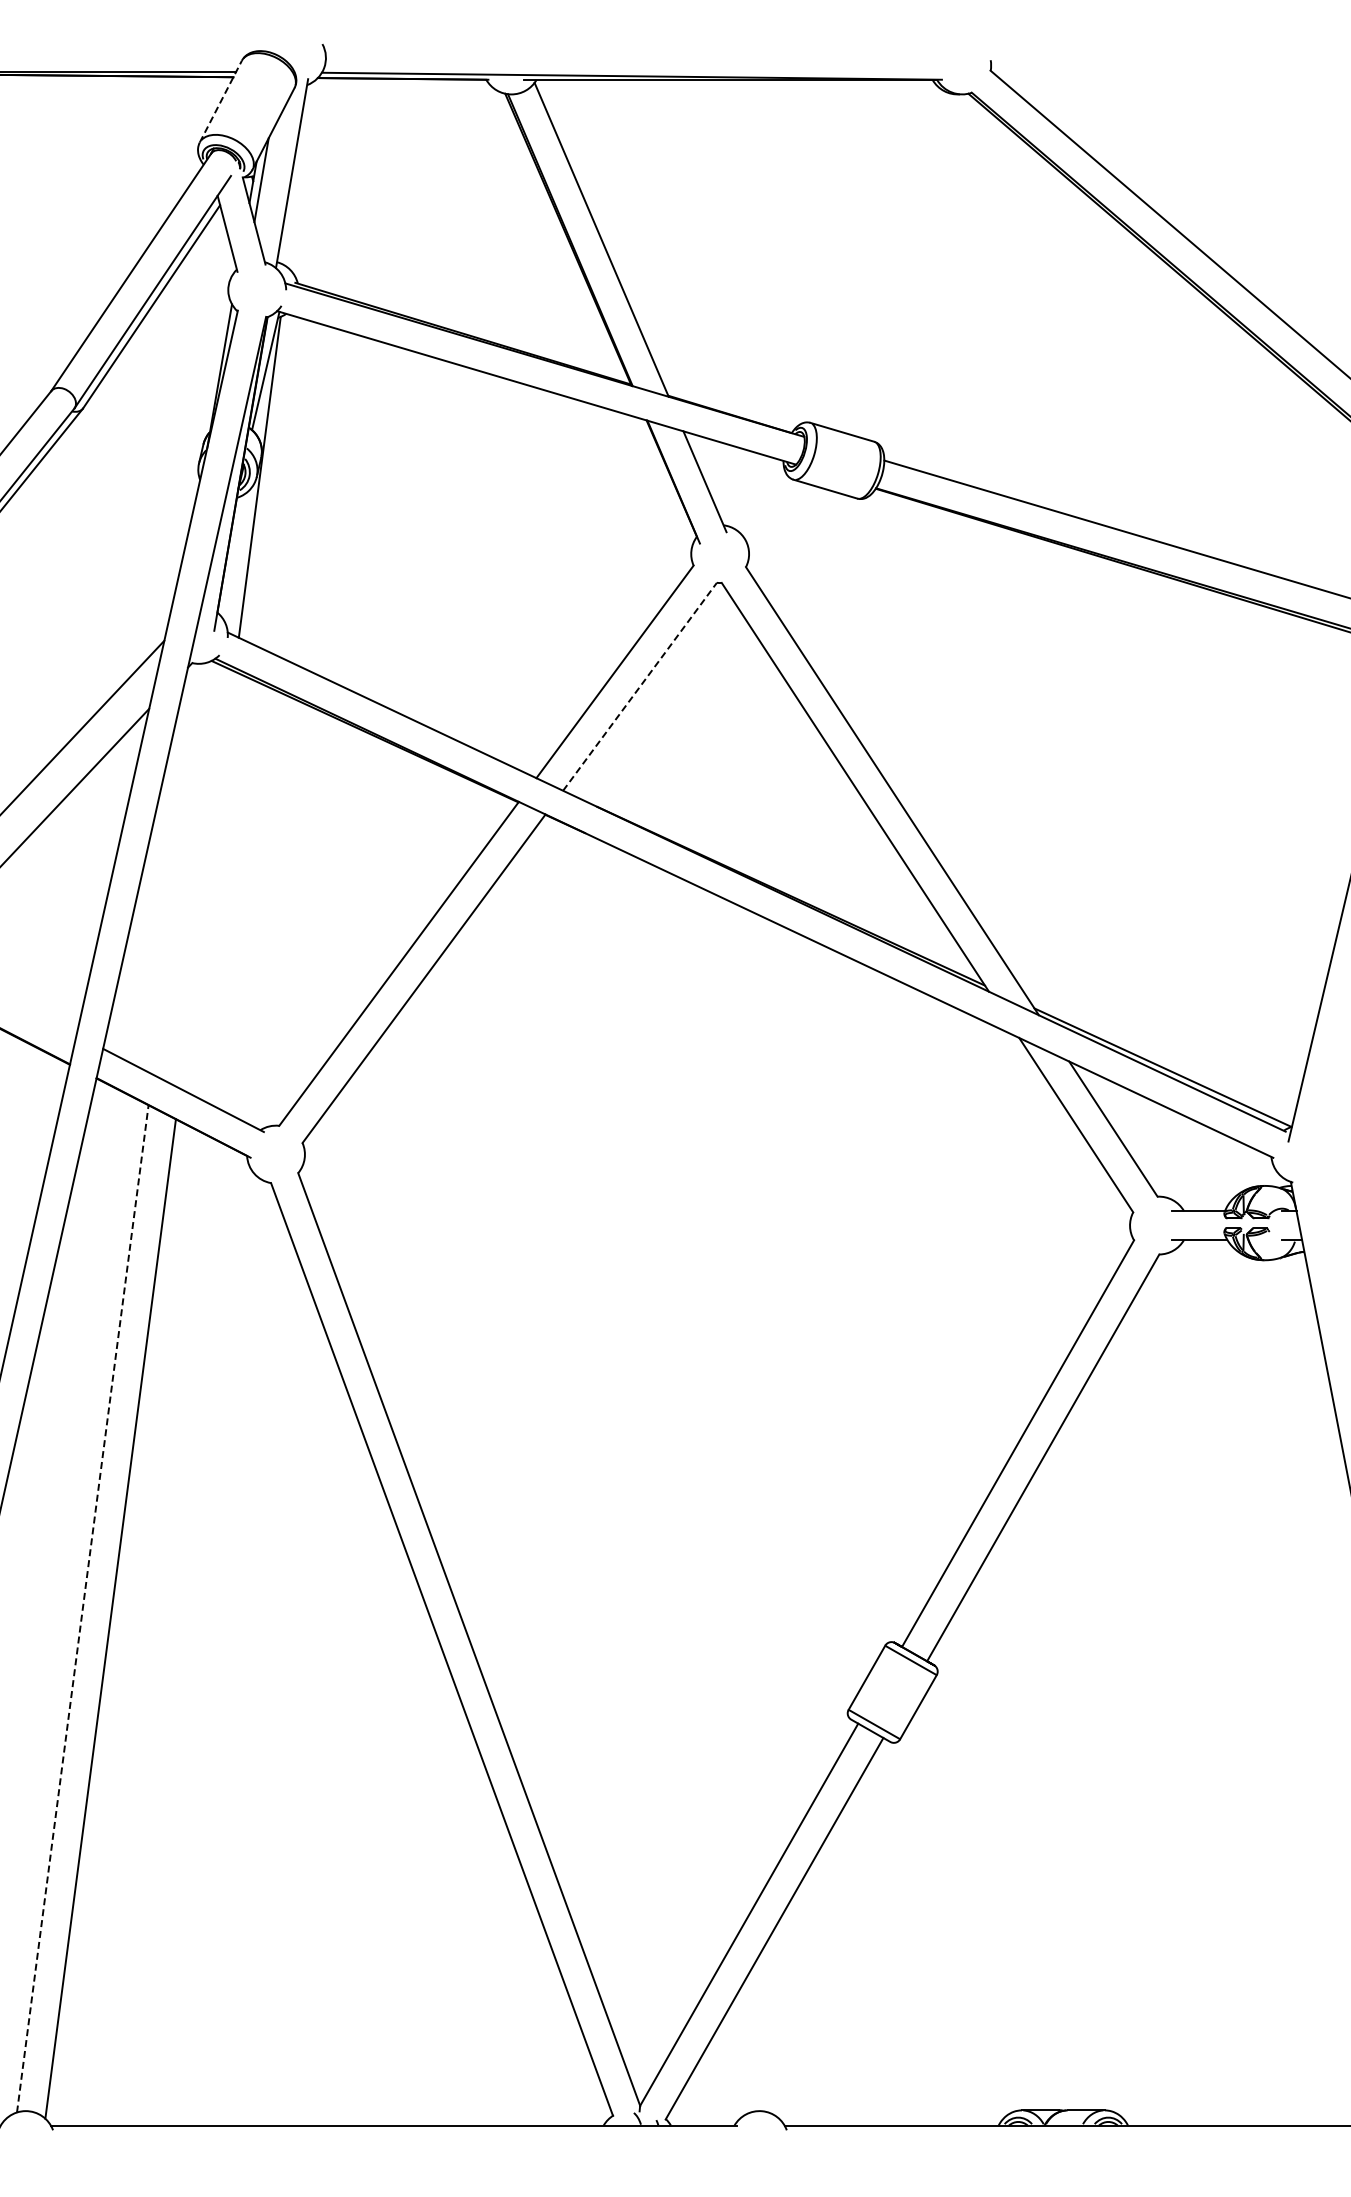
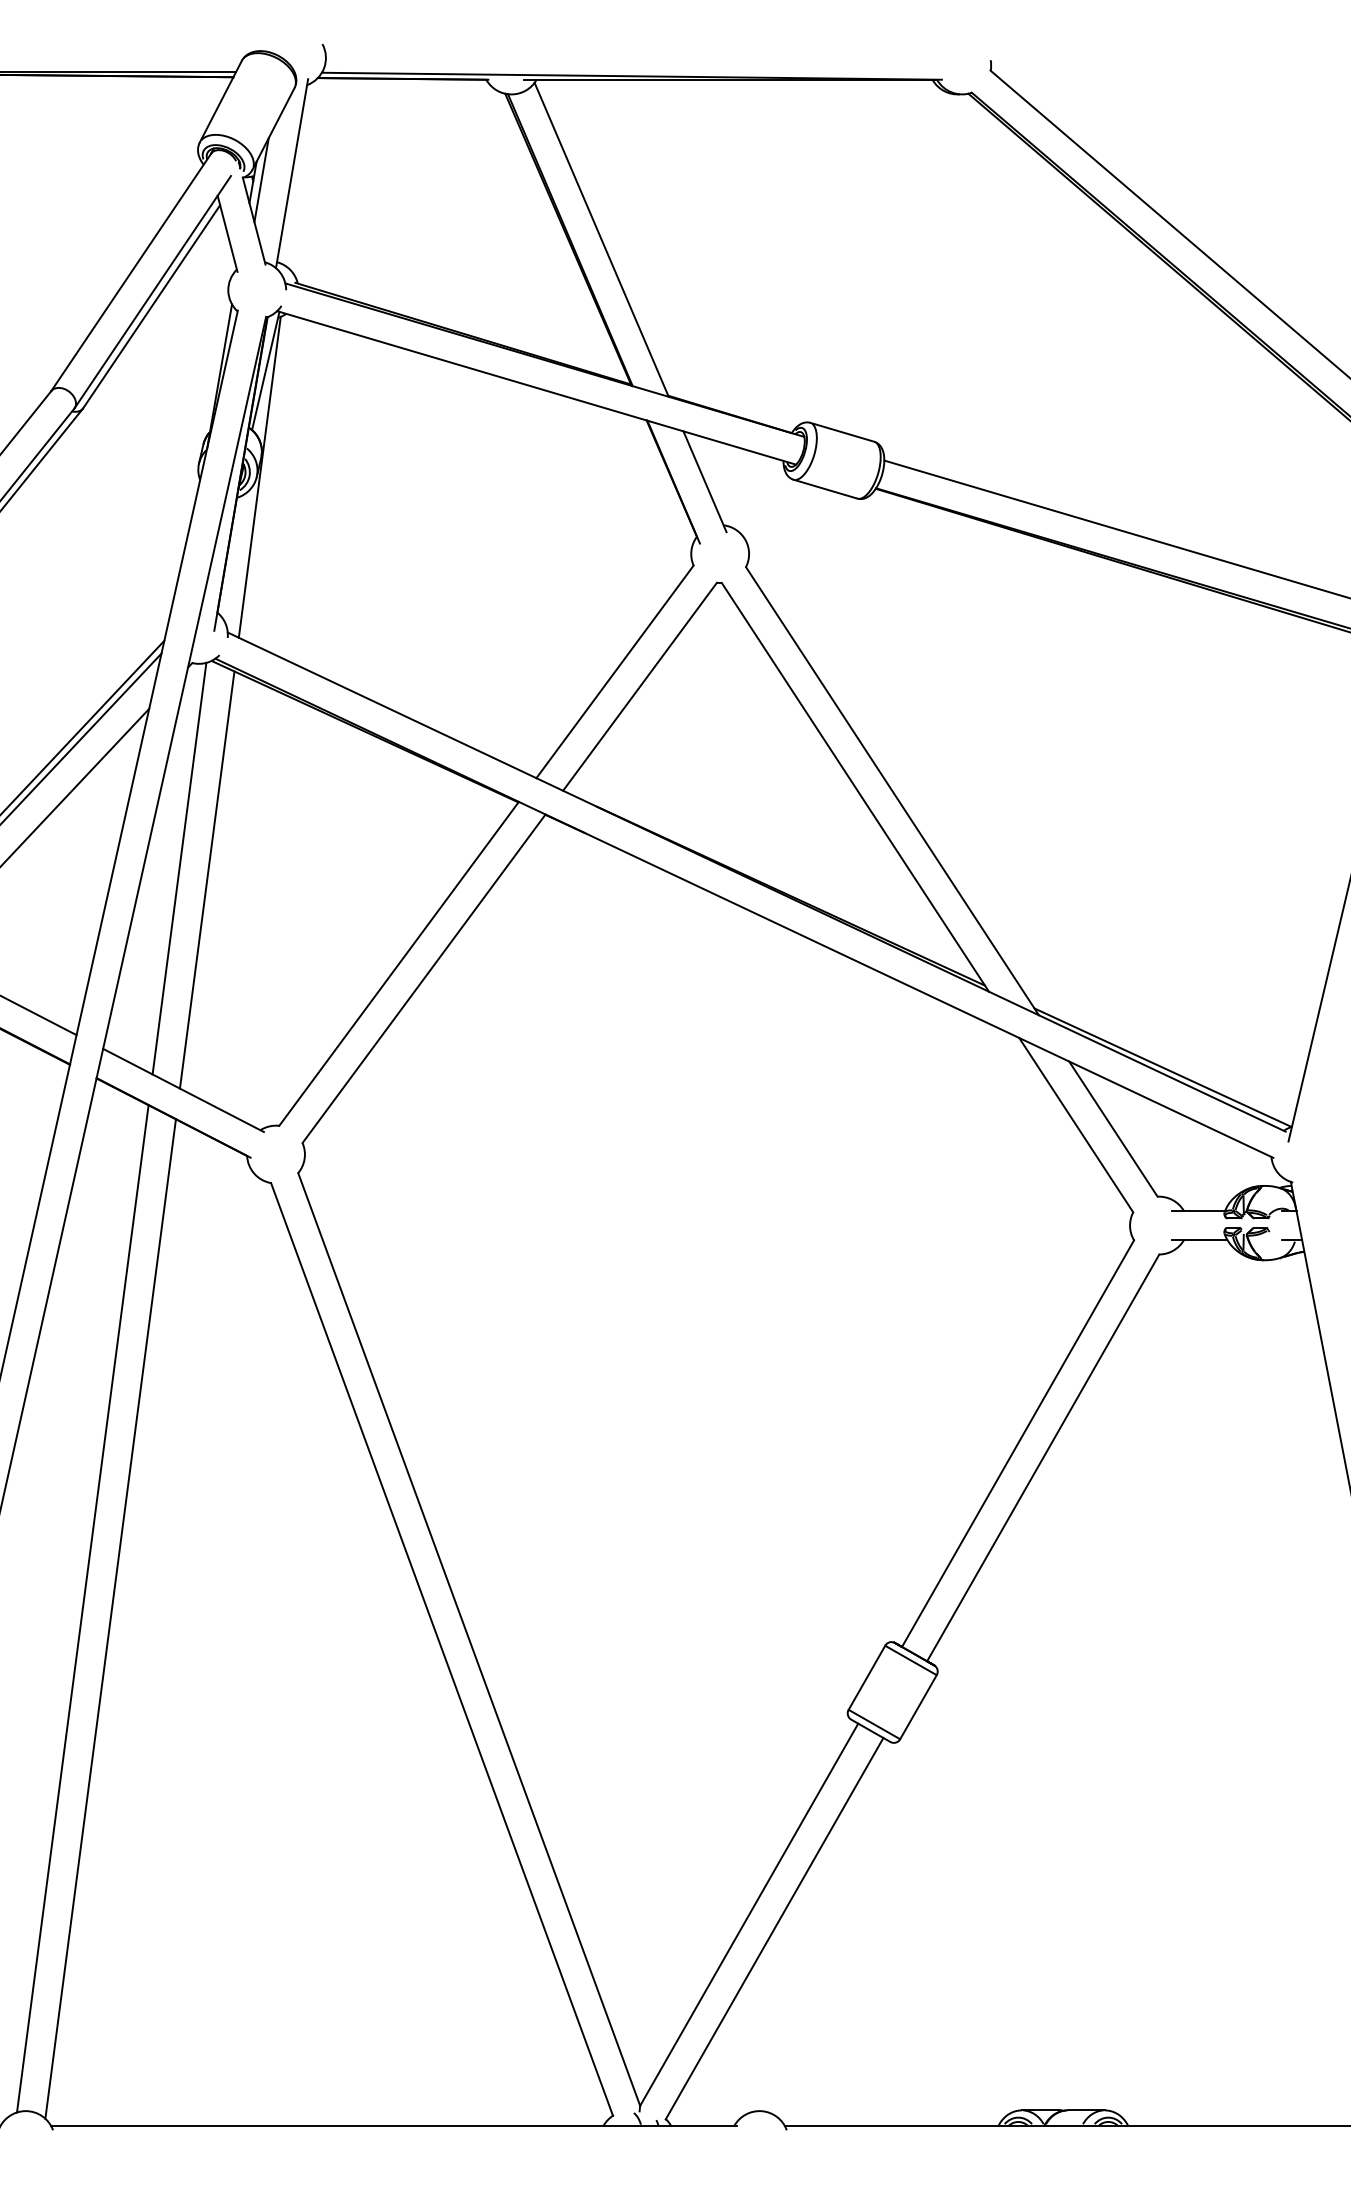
line: dashed -> solid (220, 101)
line: dashed -> solid (640, 686)
line: none -> present (81, 737)
line: none -> present (179, 868)
line: none -> present (206, 879)
line: none -> present (39, 1015)
line: dashed -> solid (82, 1608)
